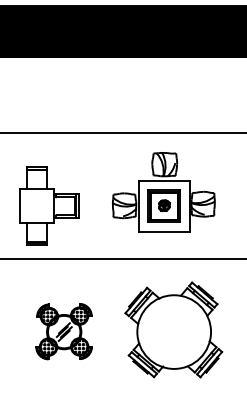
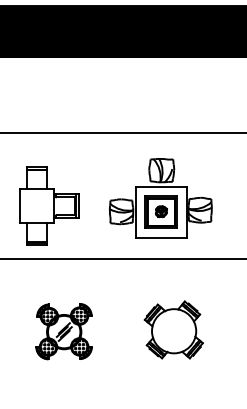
part position: (163, 192) -> (160, 198) (160, 198)
part size: 100x98 px -> 61x60 px (173, 329)
